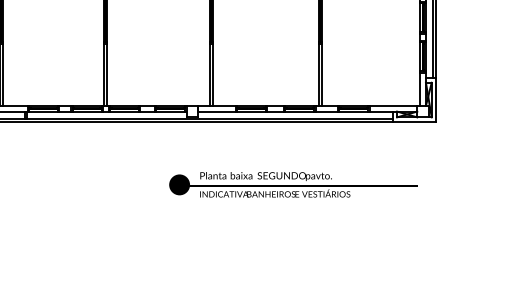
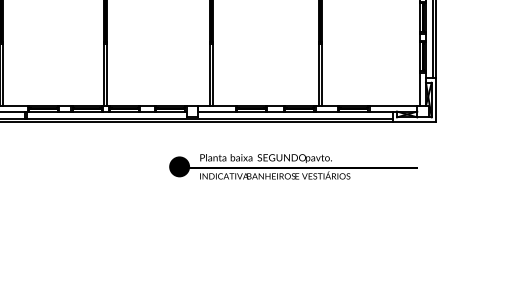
text position: (293, 184) -> (293, 166) (293, 166)
